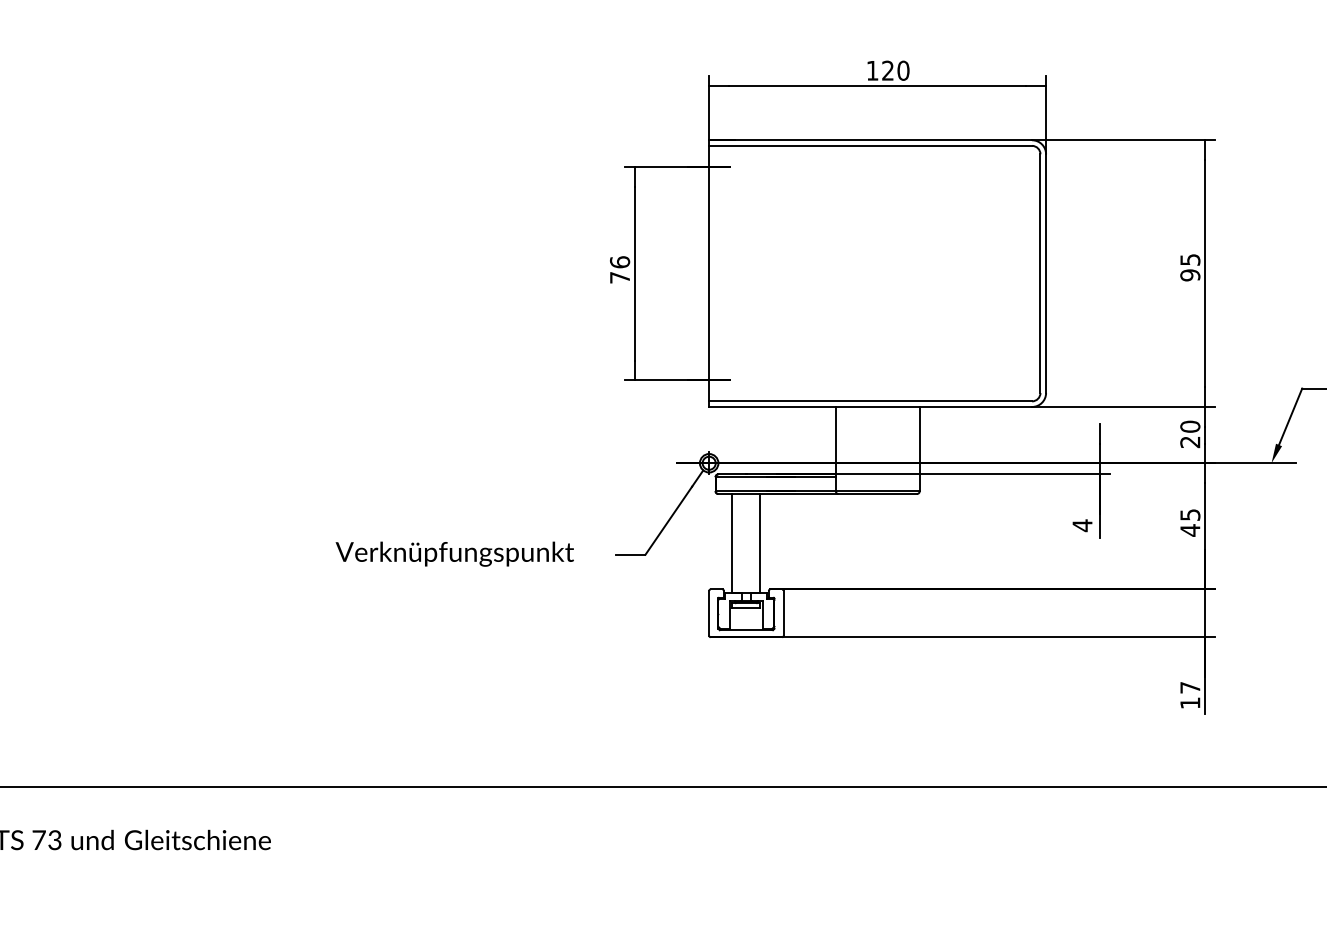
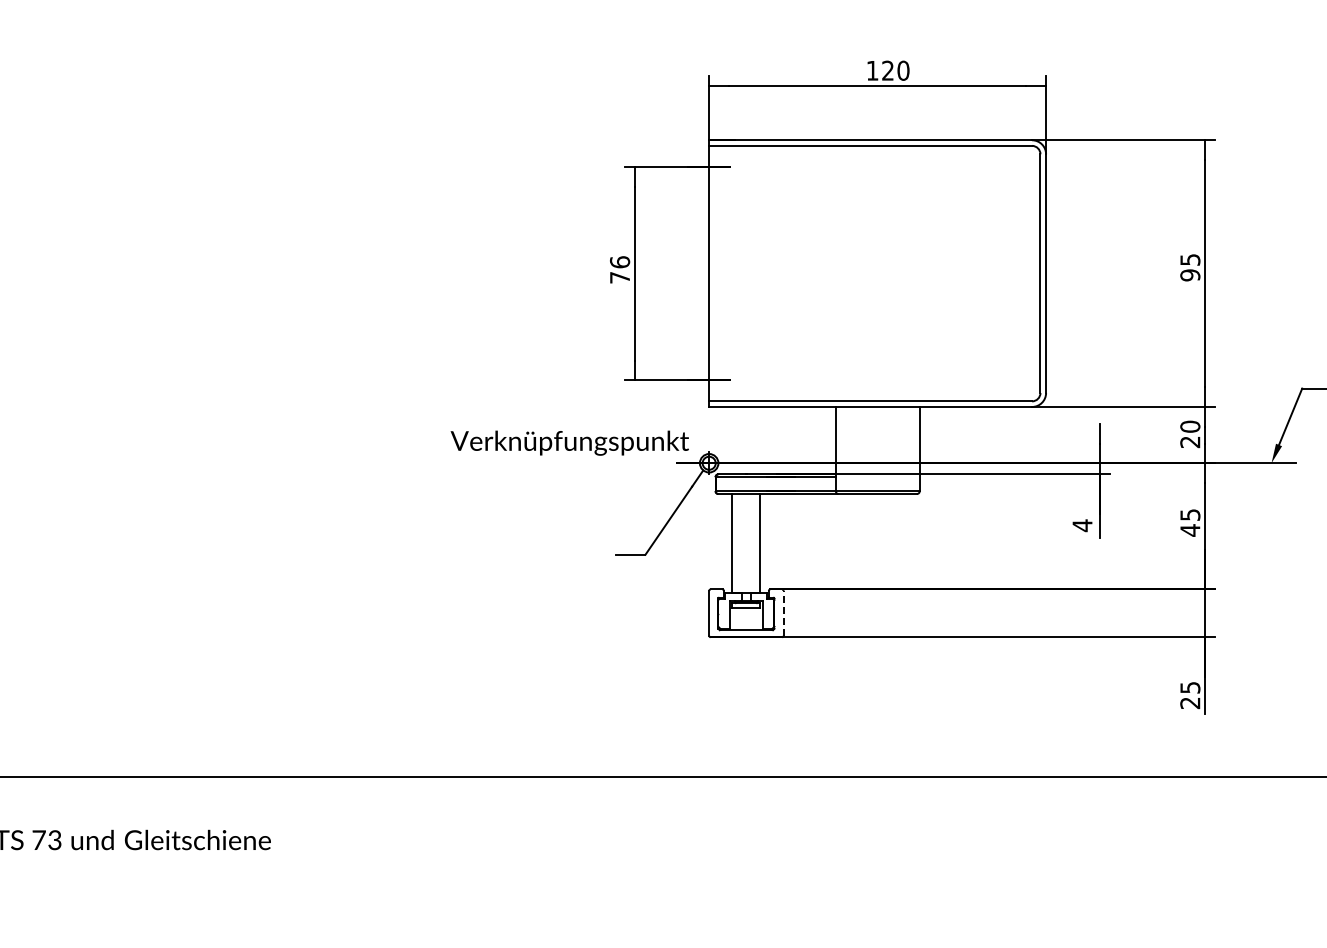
text position: (454, 553) -> (569, 442) (569, 442)
line: solid -> dashed (783, 612)
text: 17 -> 25 (1190, 695)
line position: (662, 786) -> (662, 776) (662, 776)
